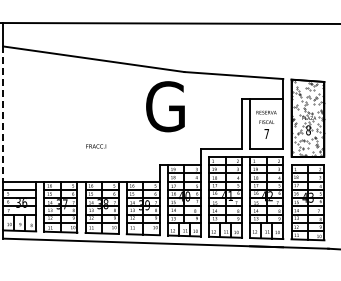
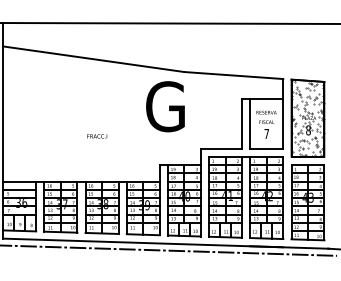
line: dashed -> solid (3, 114)
text position: (96, 146) -> (97, 136) (97, 136)
line: none -> present (169, 250)
